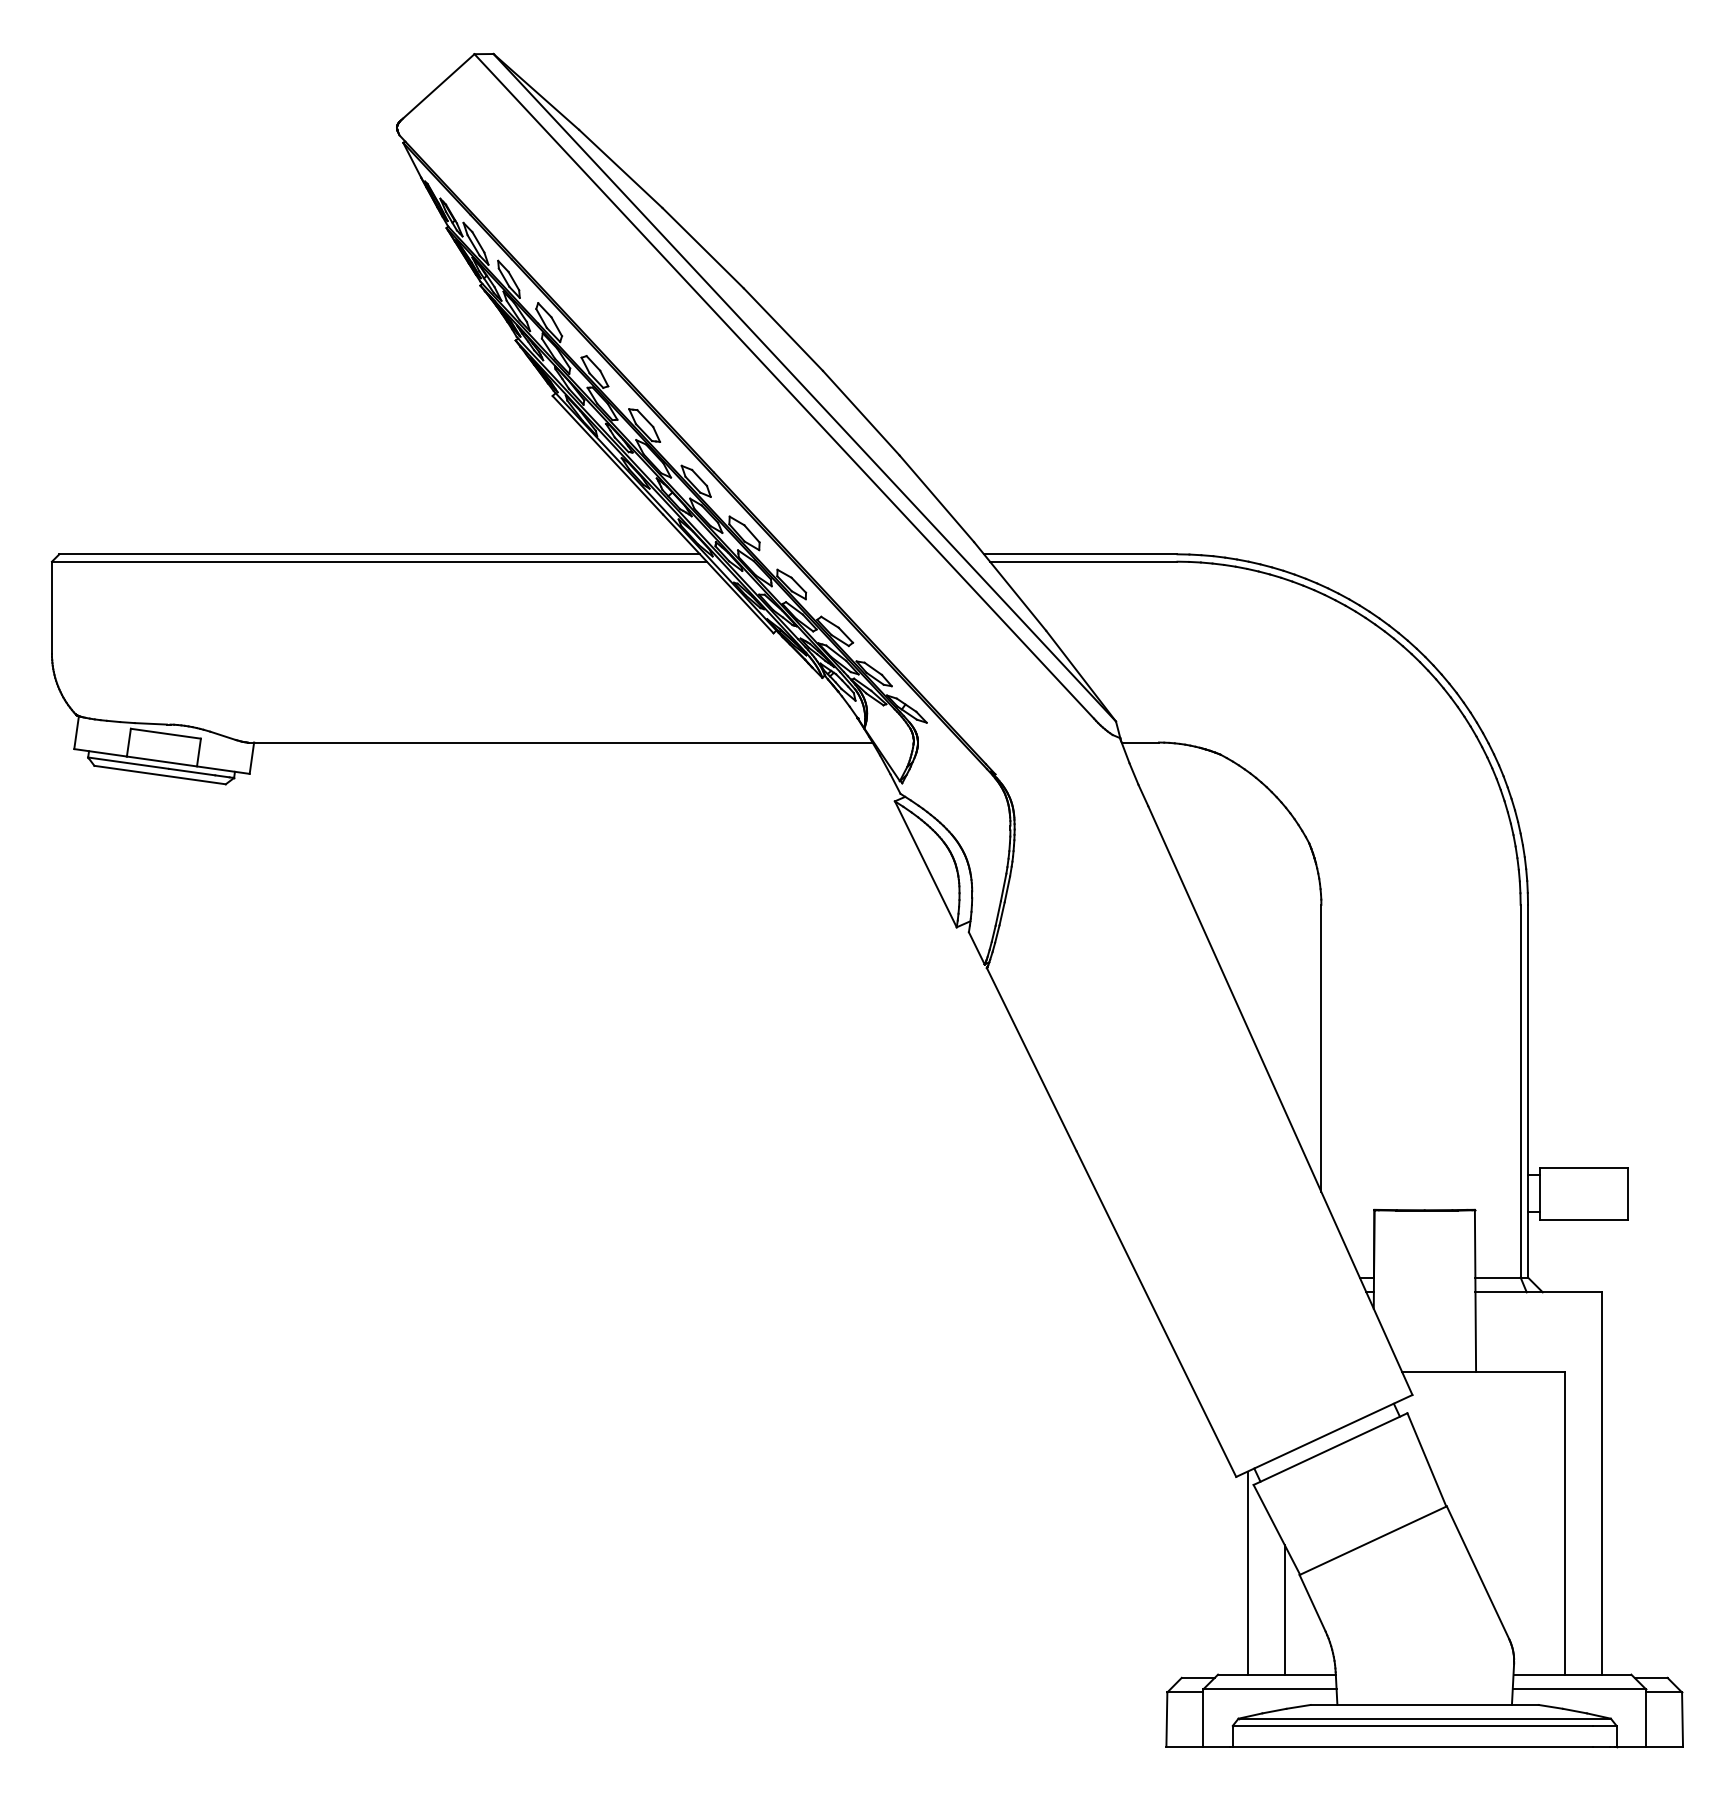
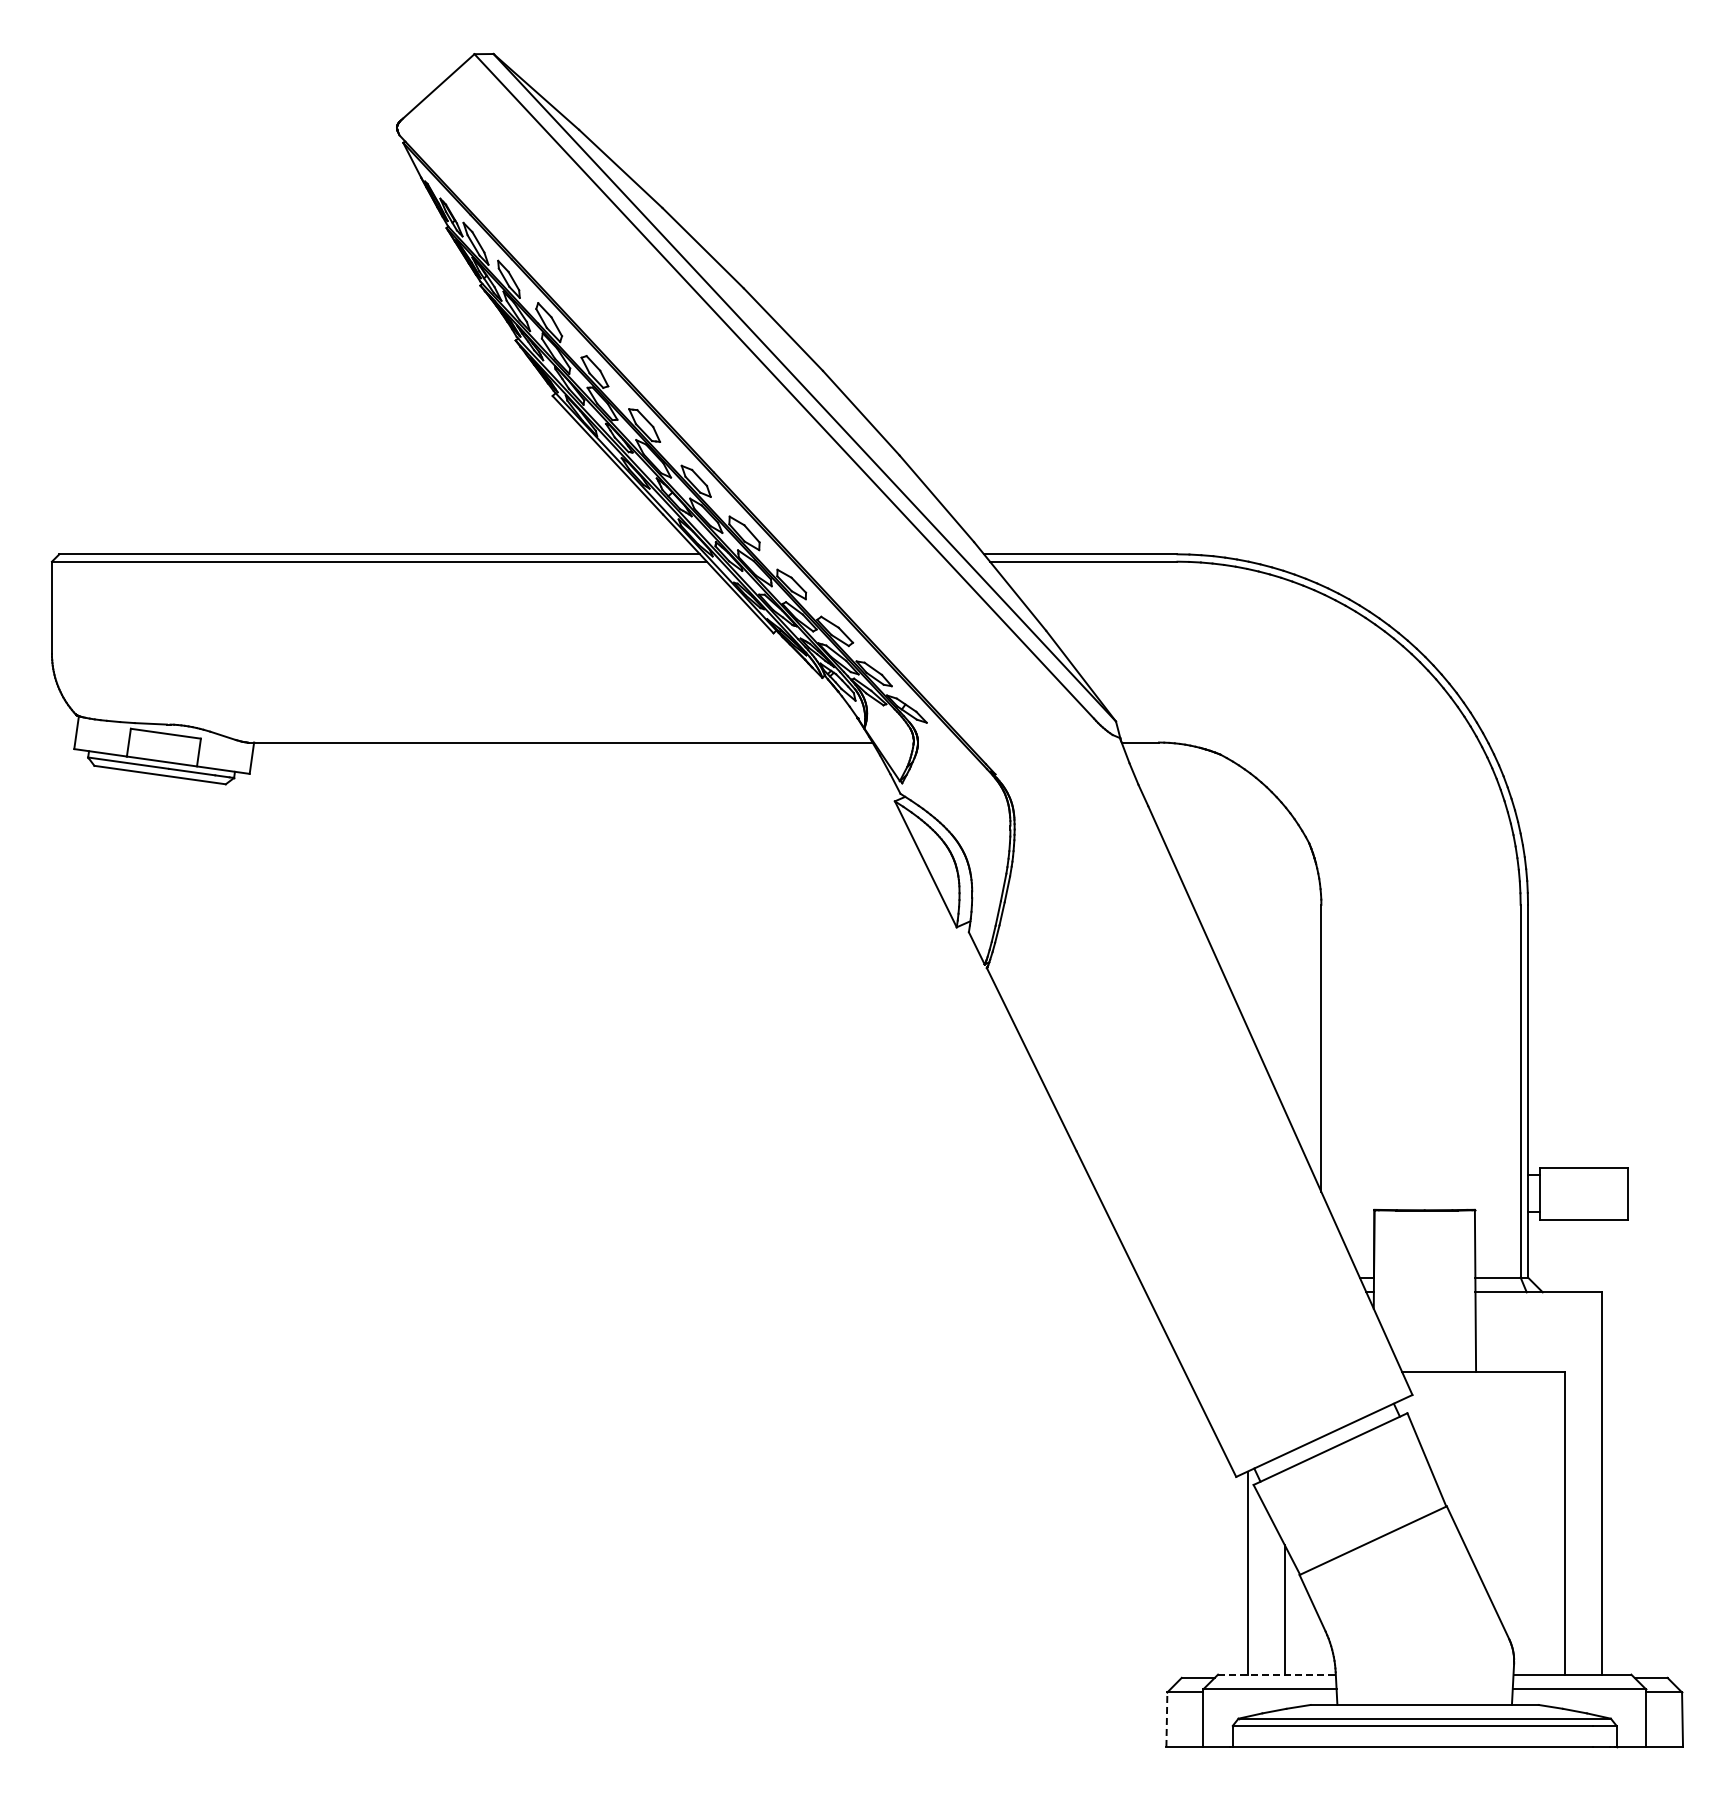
line: solid -> dashed (1276, 1674)
line: solid -> dashed (1166, 1719)
